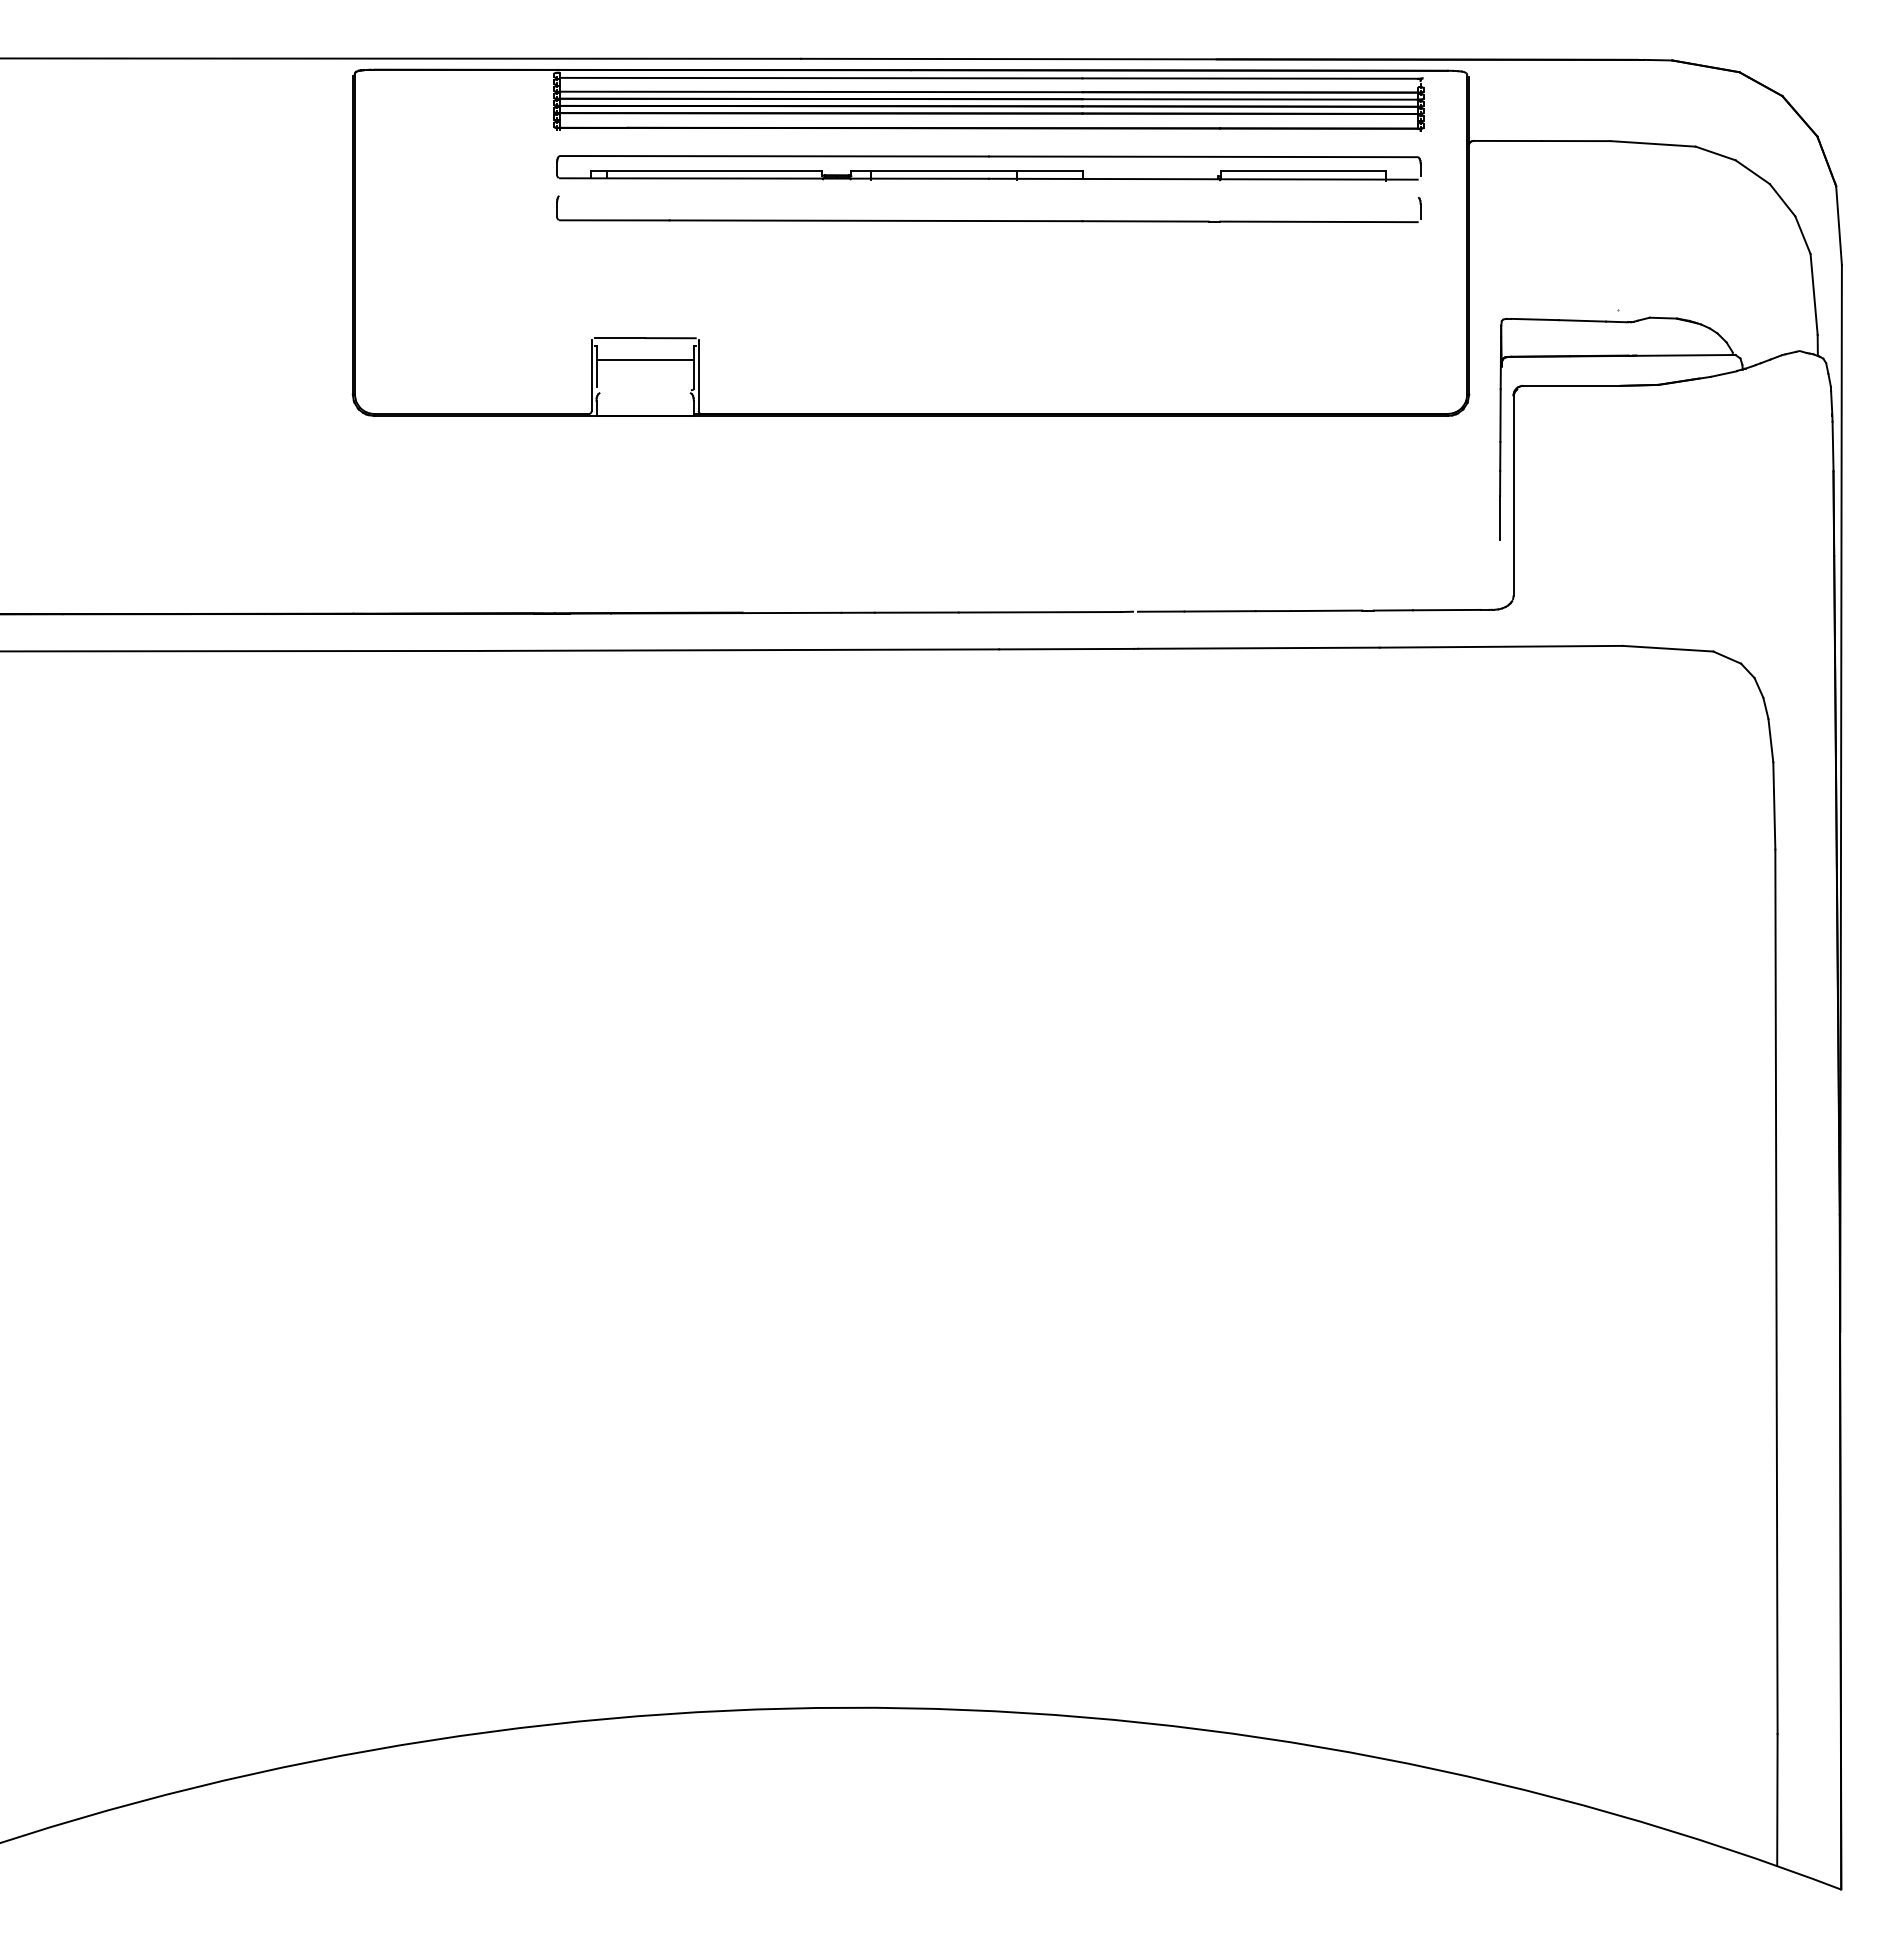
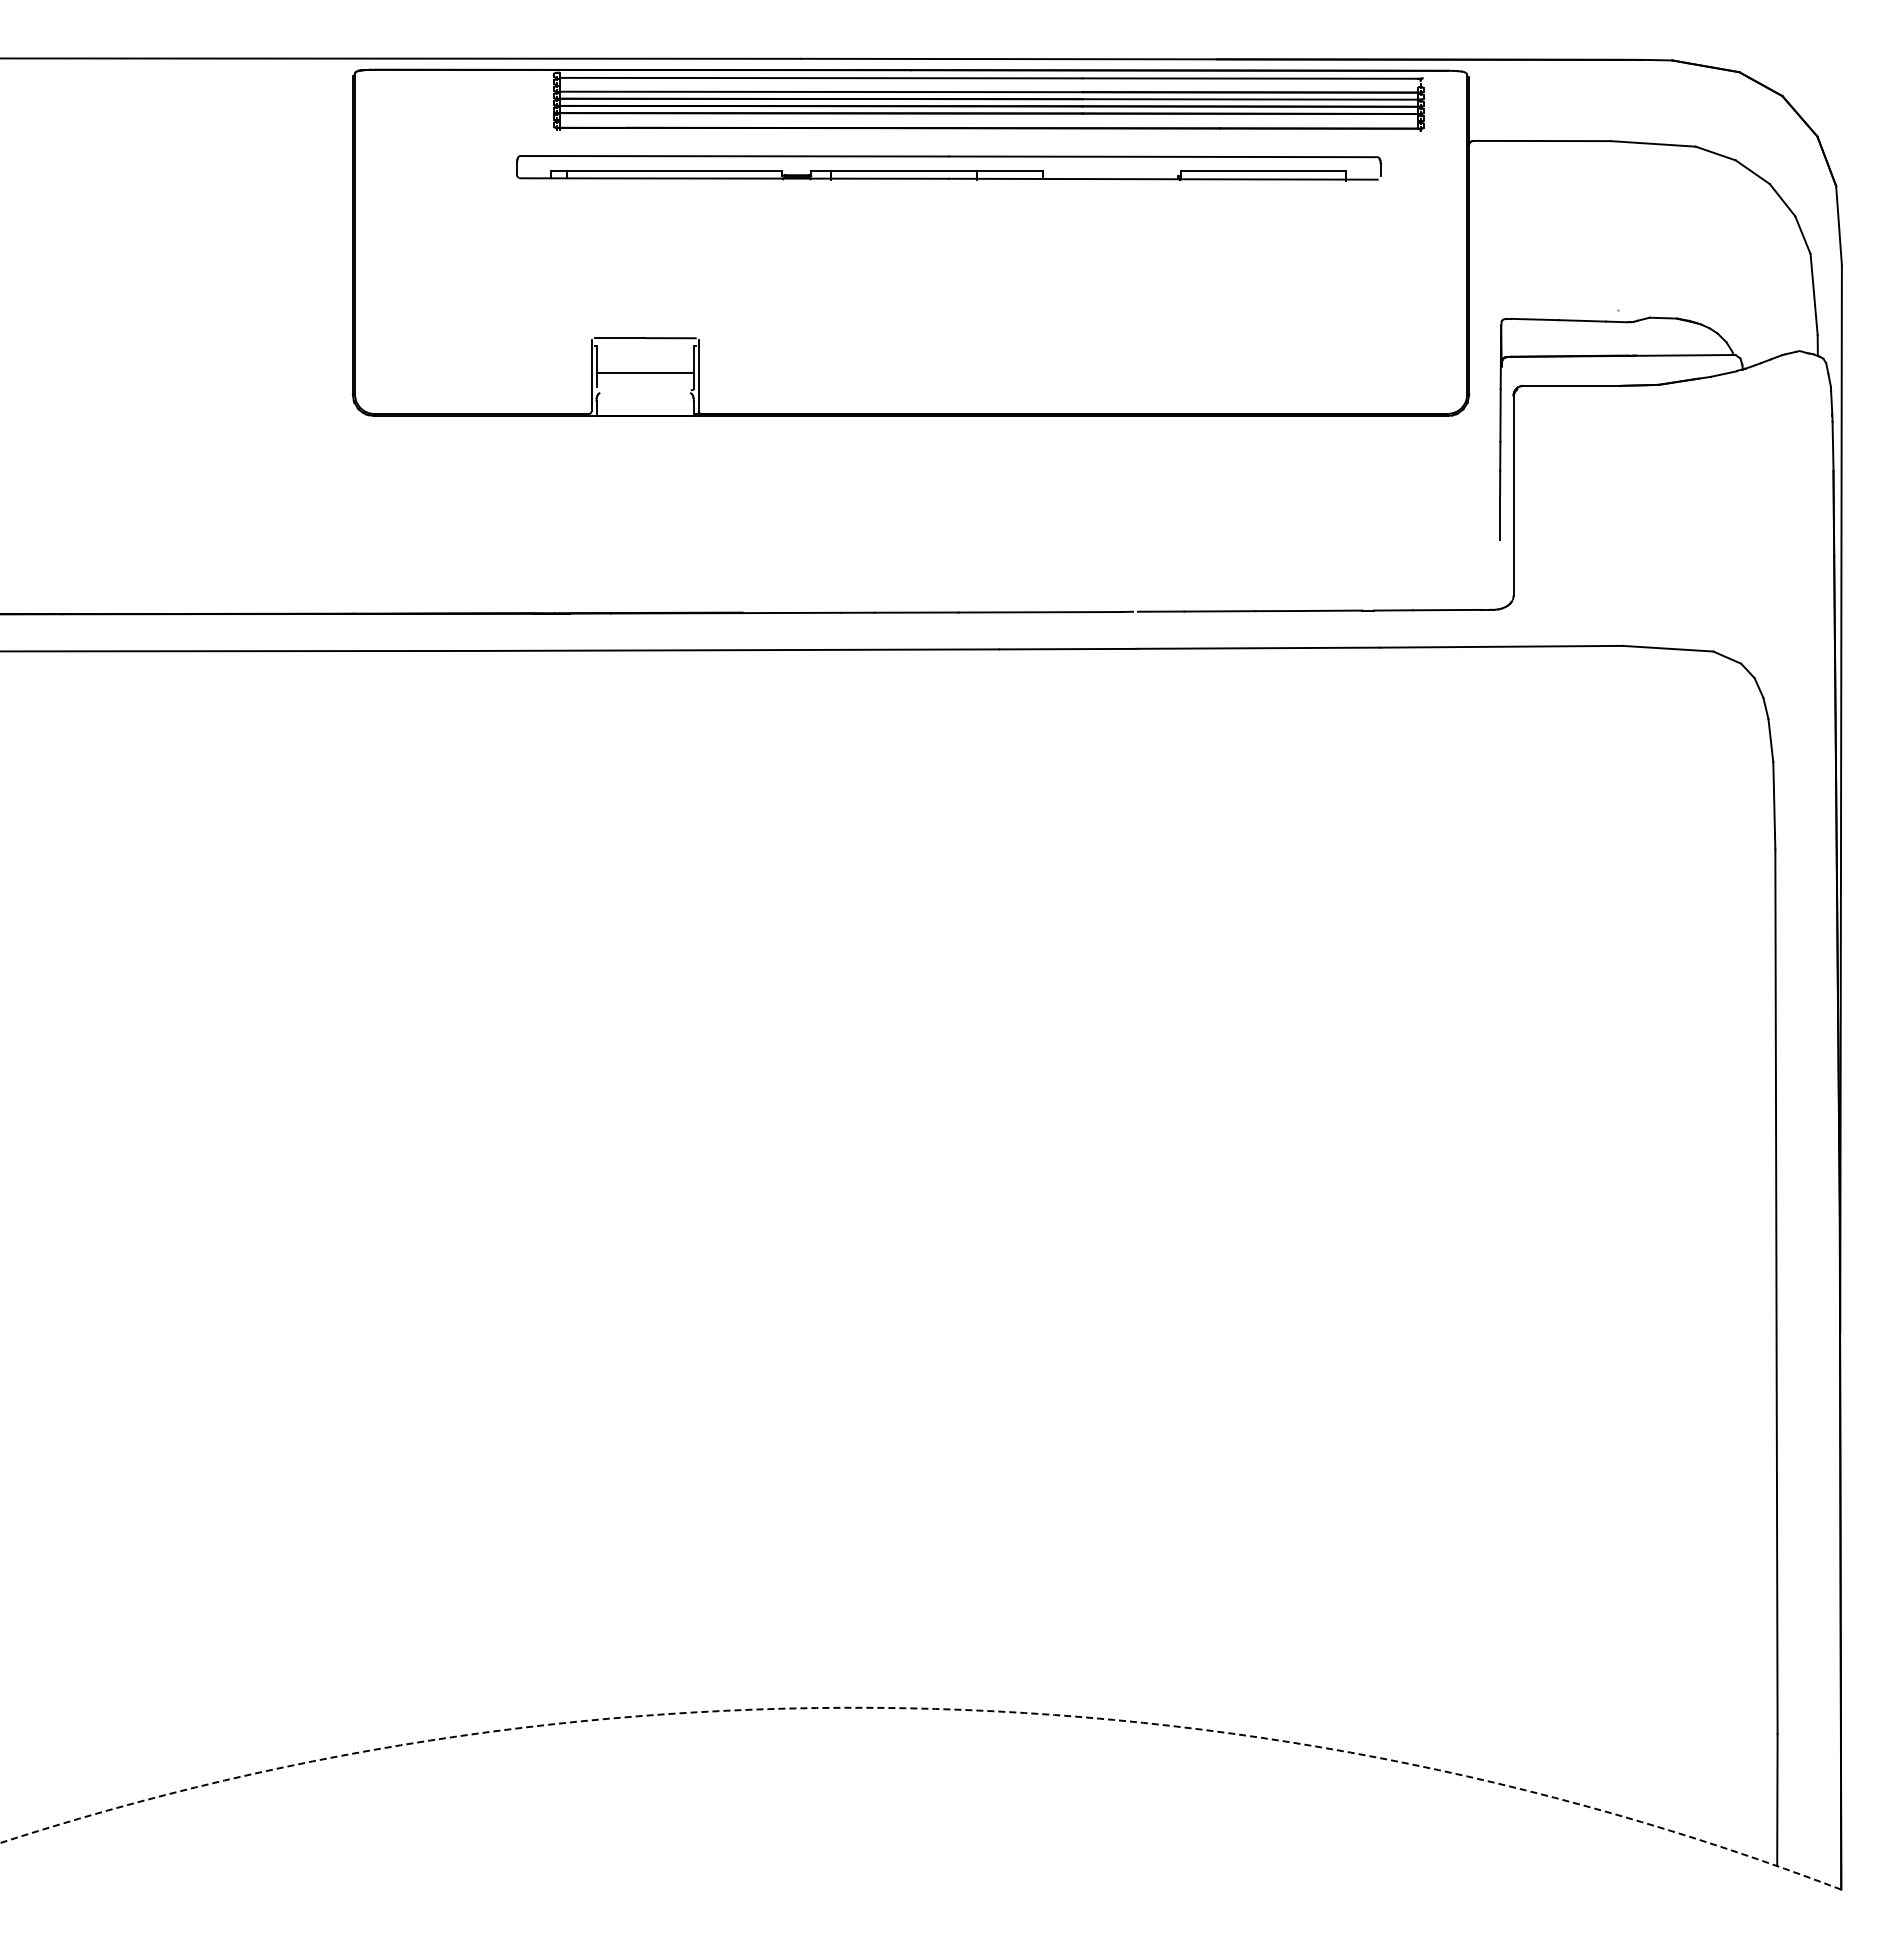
part position: (988, 168) -> (948, 168) (948, 168)
part: present -> none (988, 220)
line position: (645, 359) -> (645, 372) (645, 372)
arc: solid -> dashed (924, 1708)
